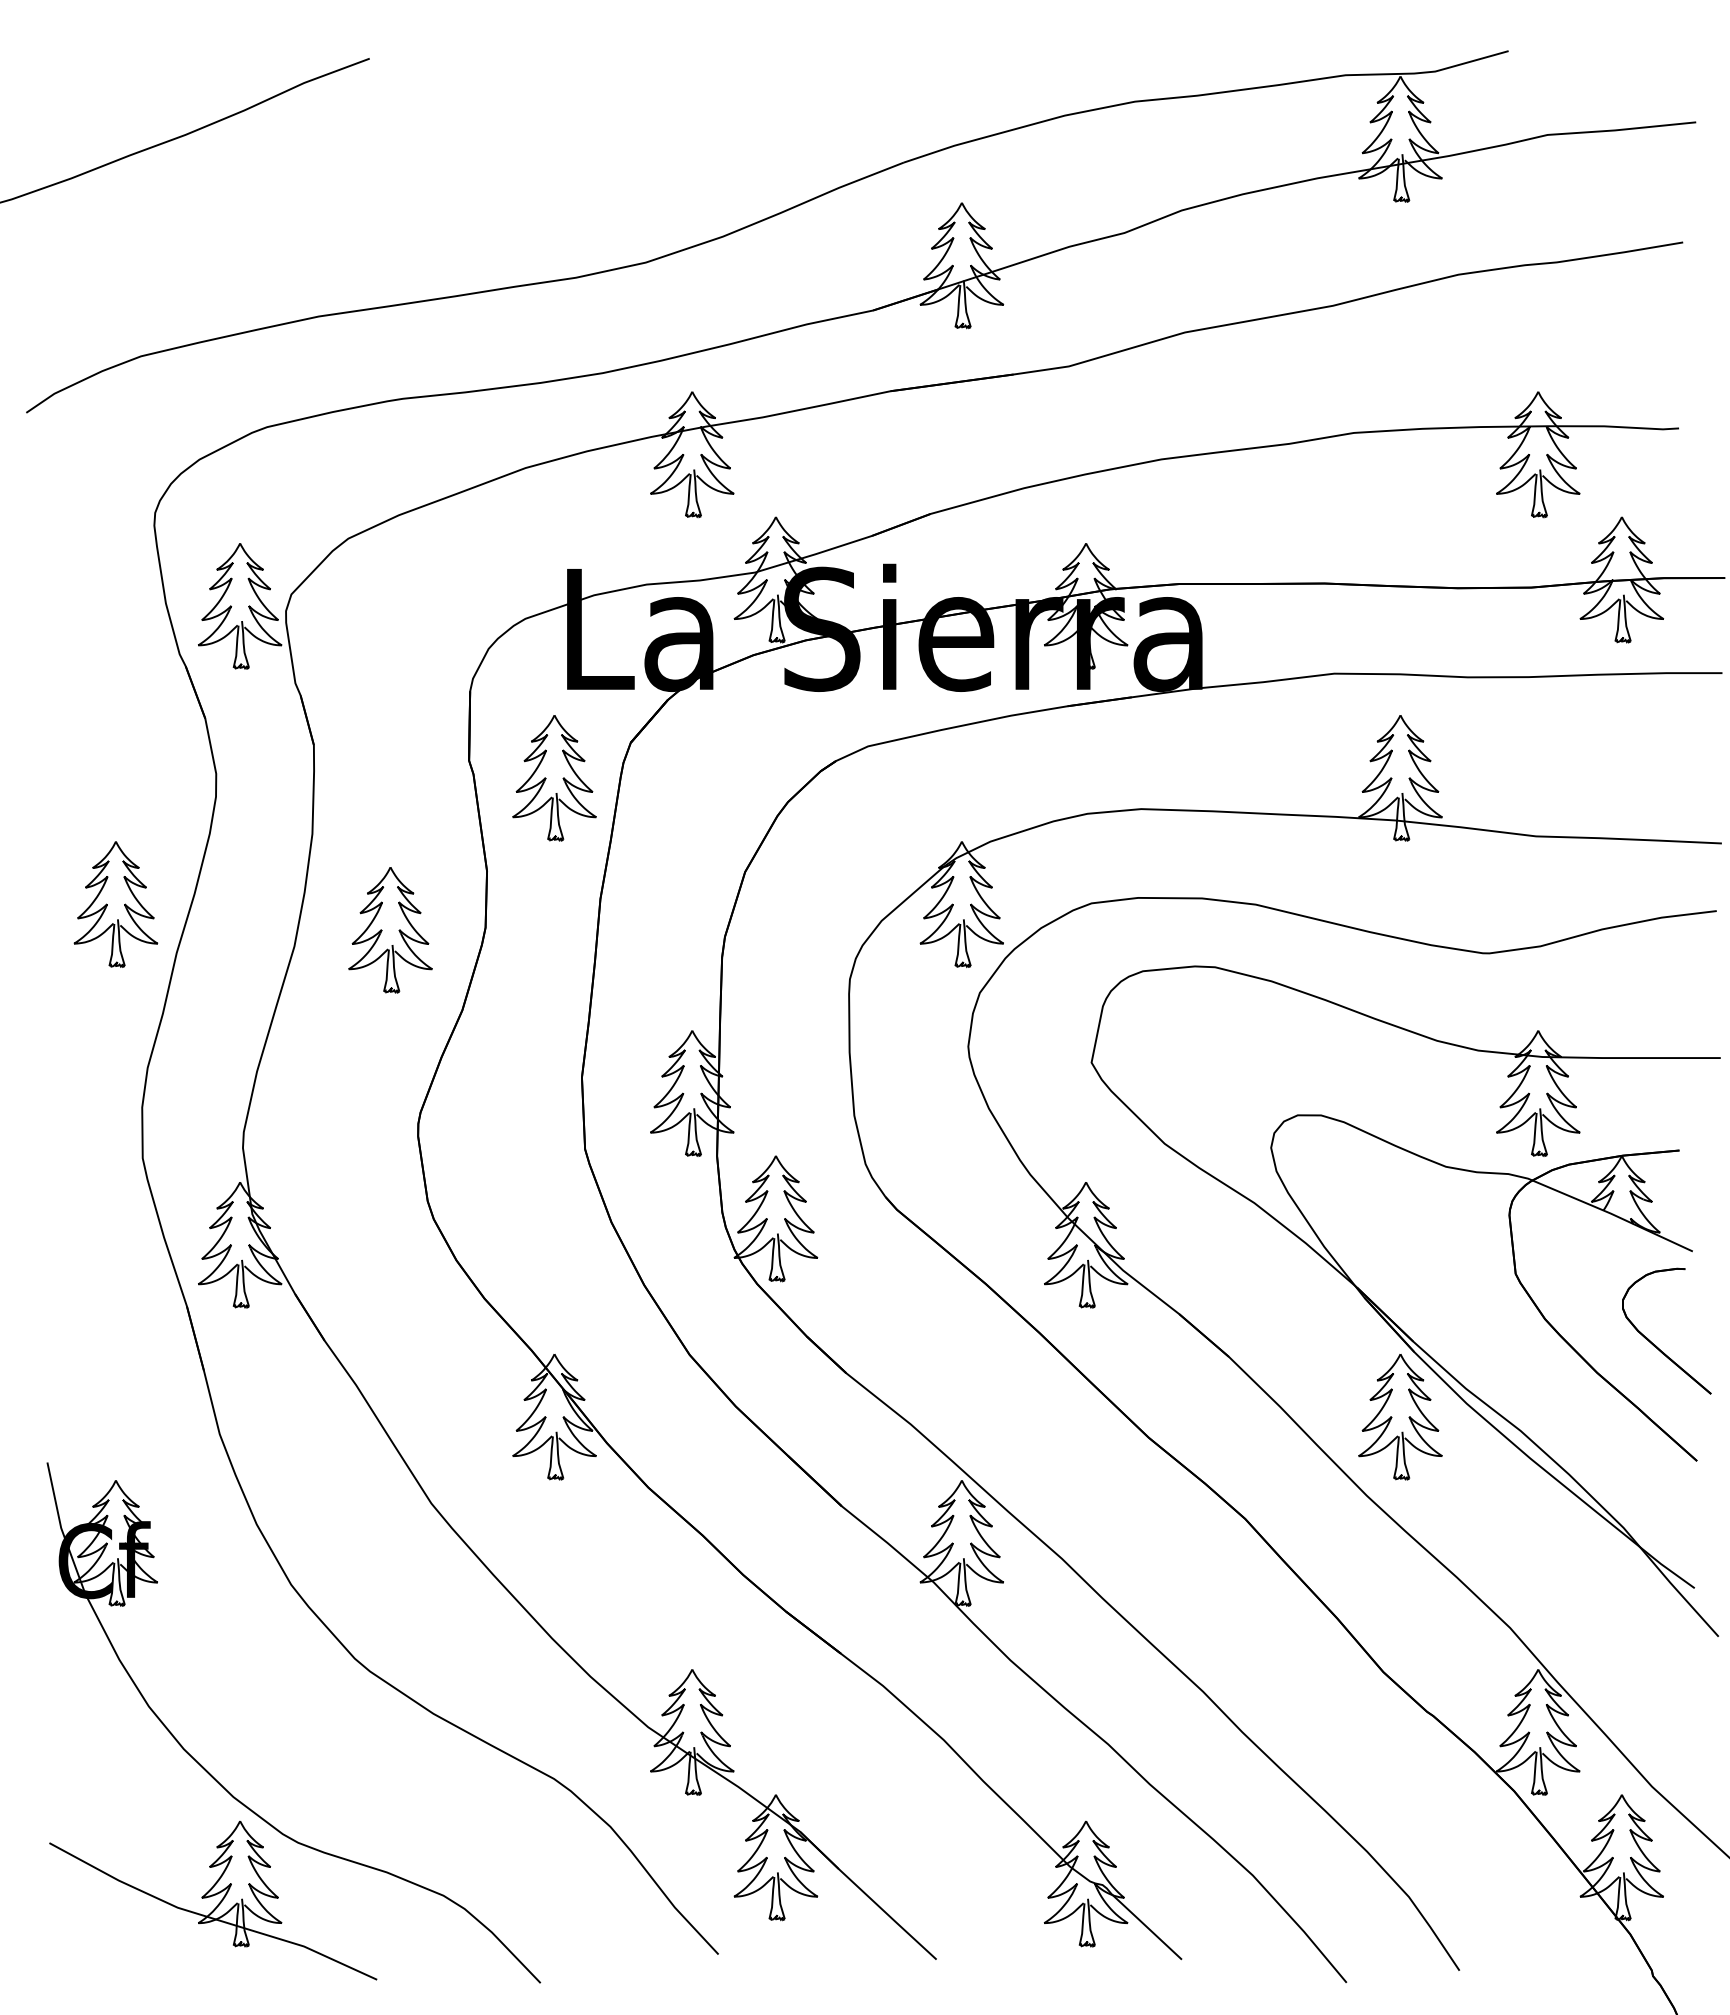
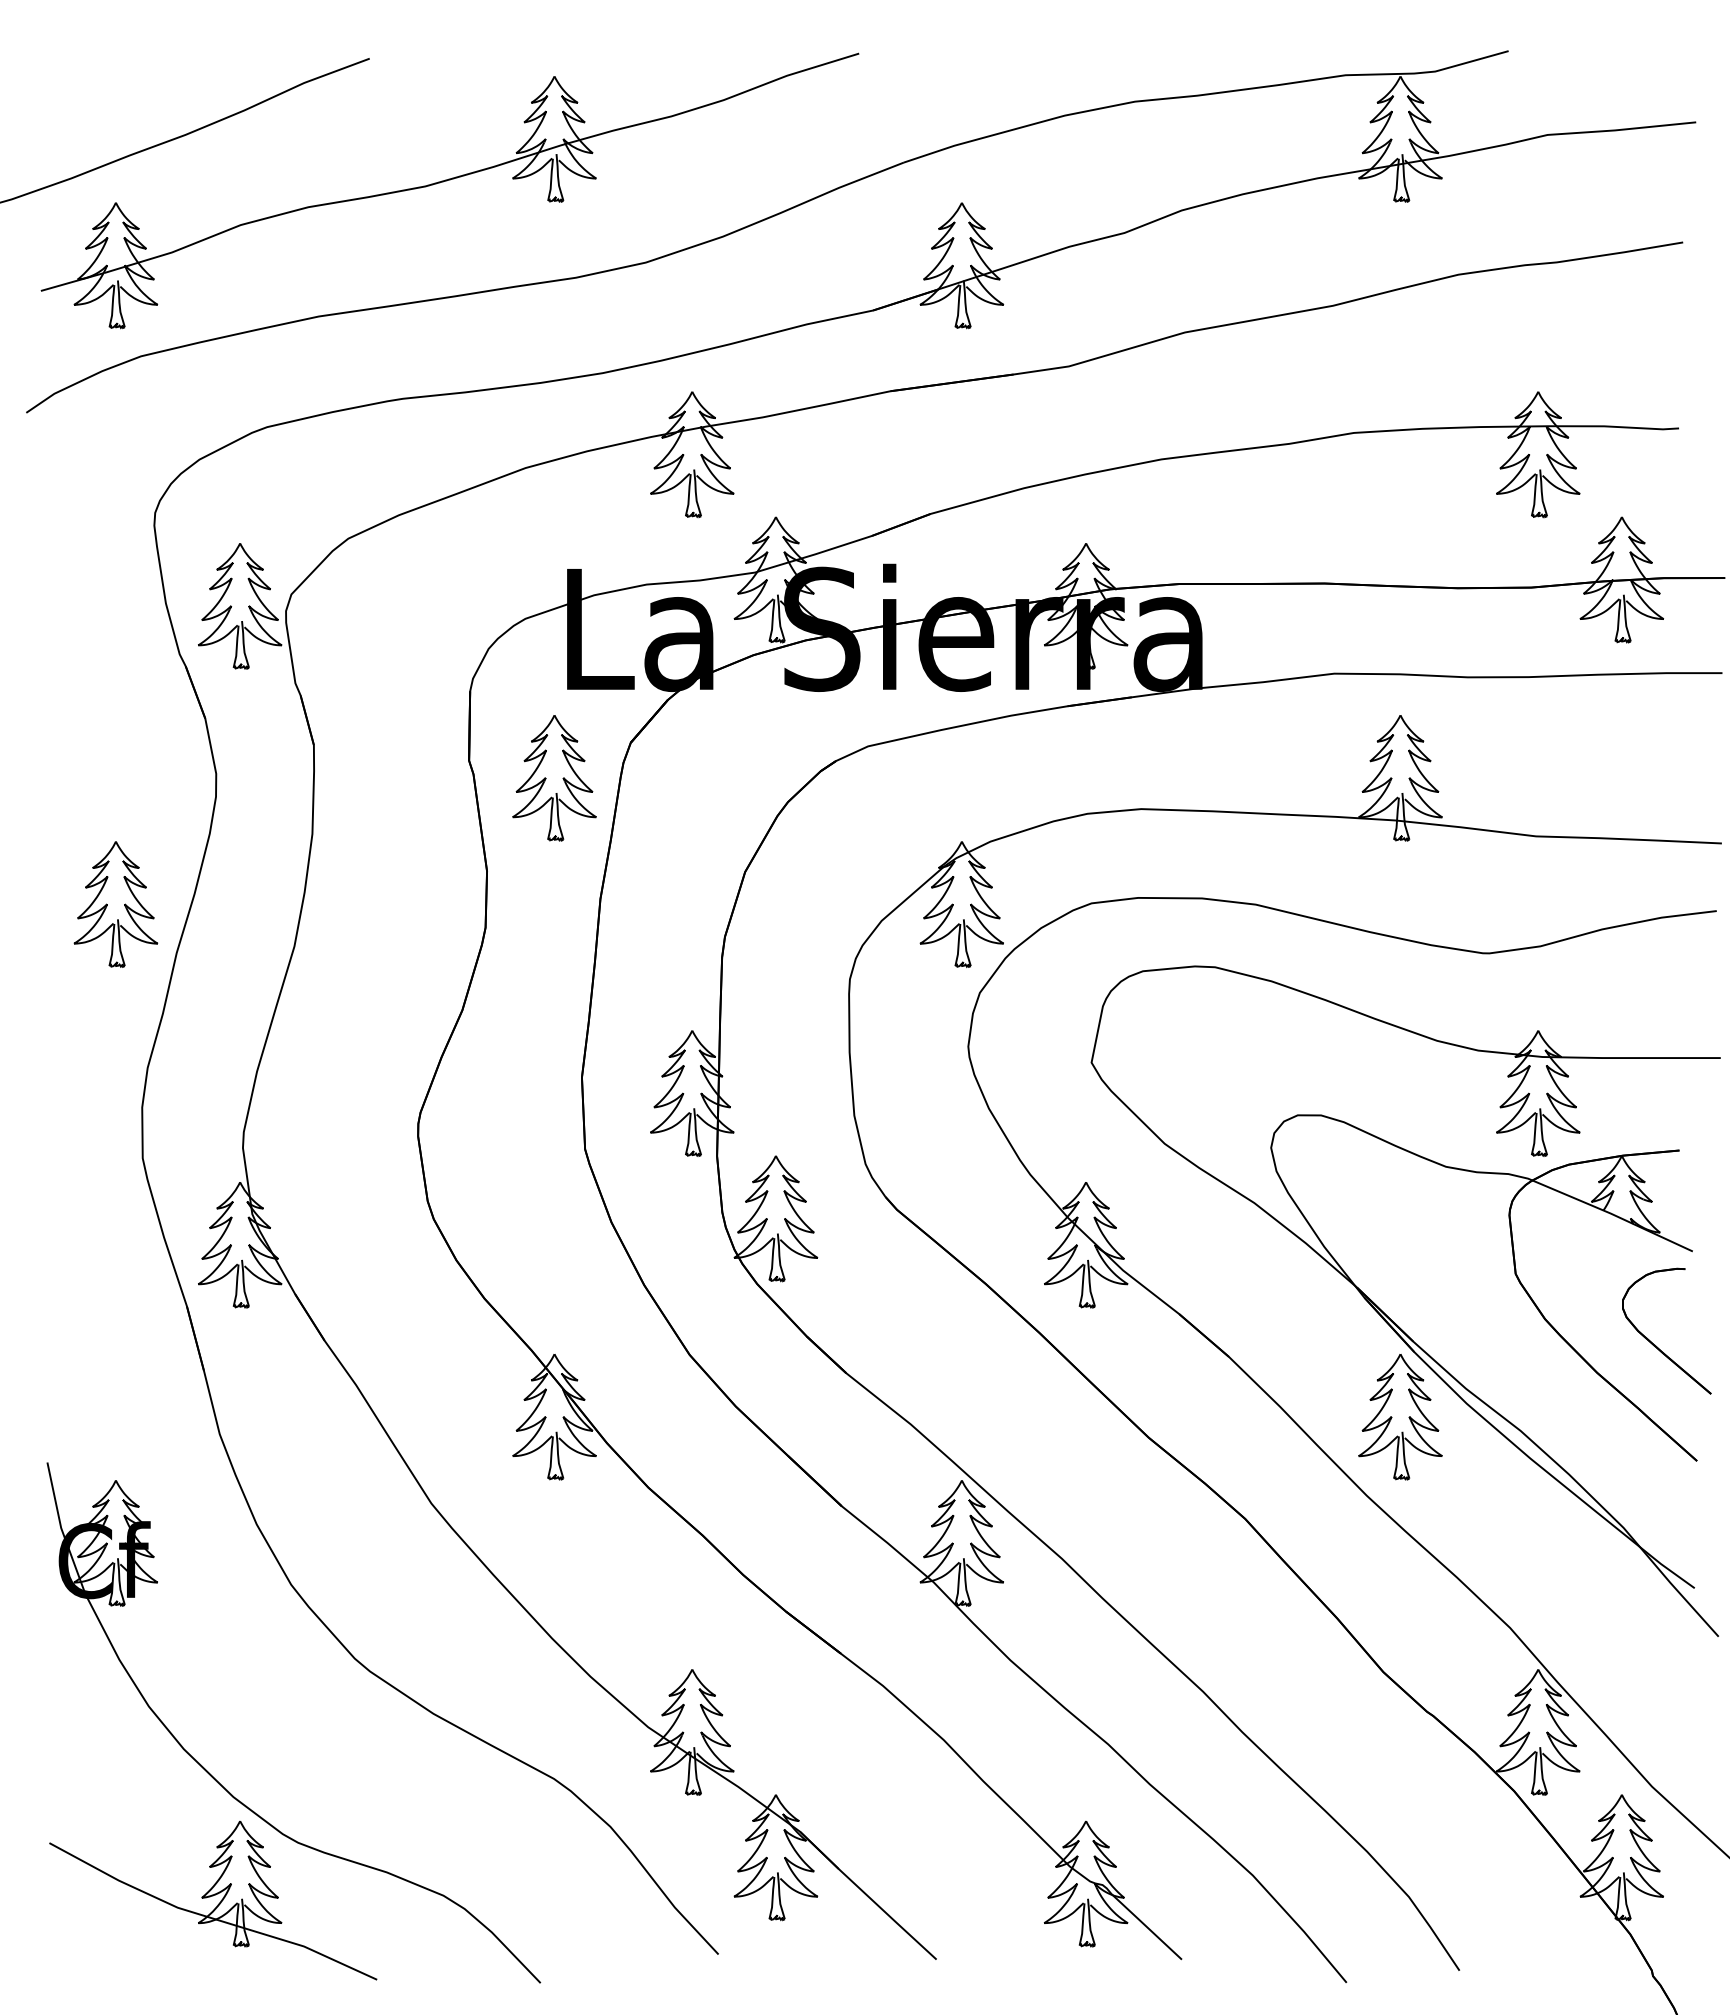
part: none -> present (446, 181)
part: present -> none (390, 930)
